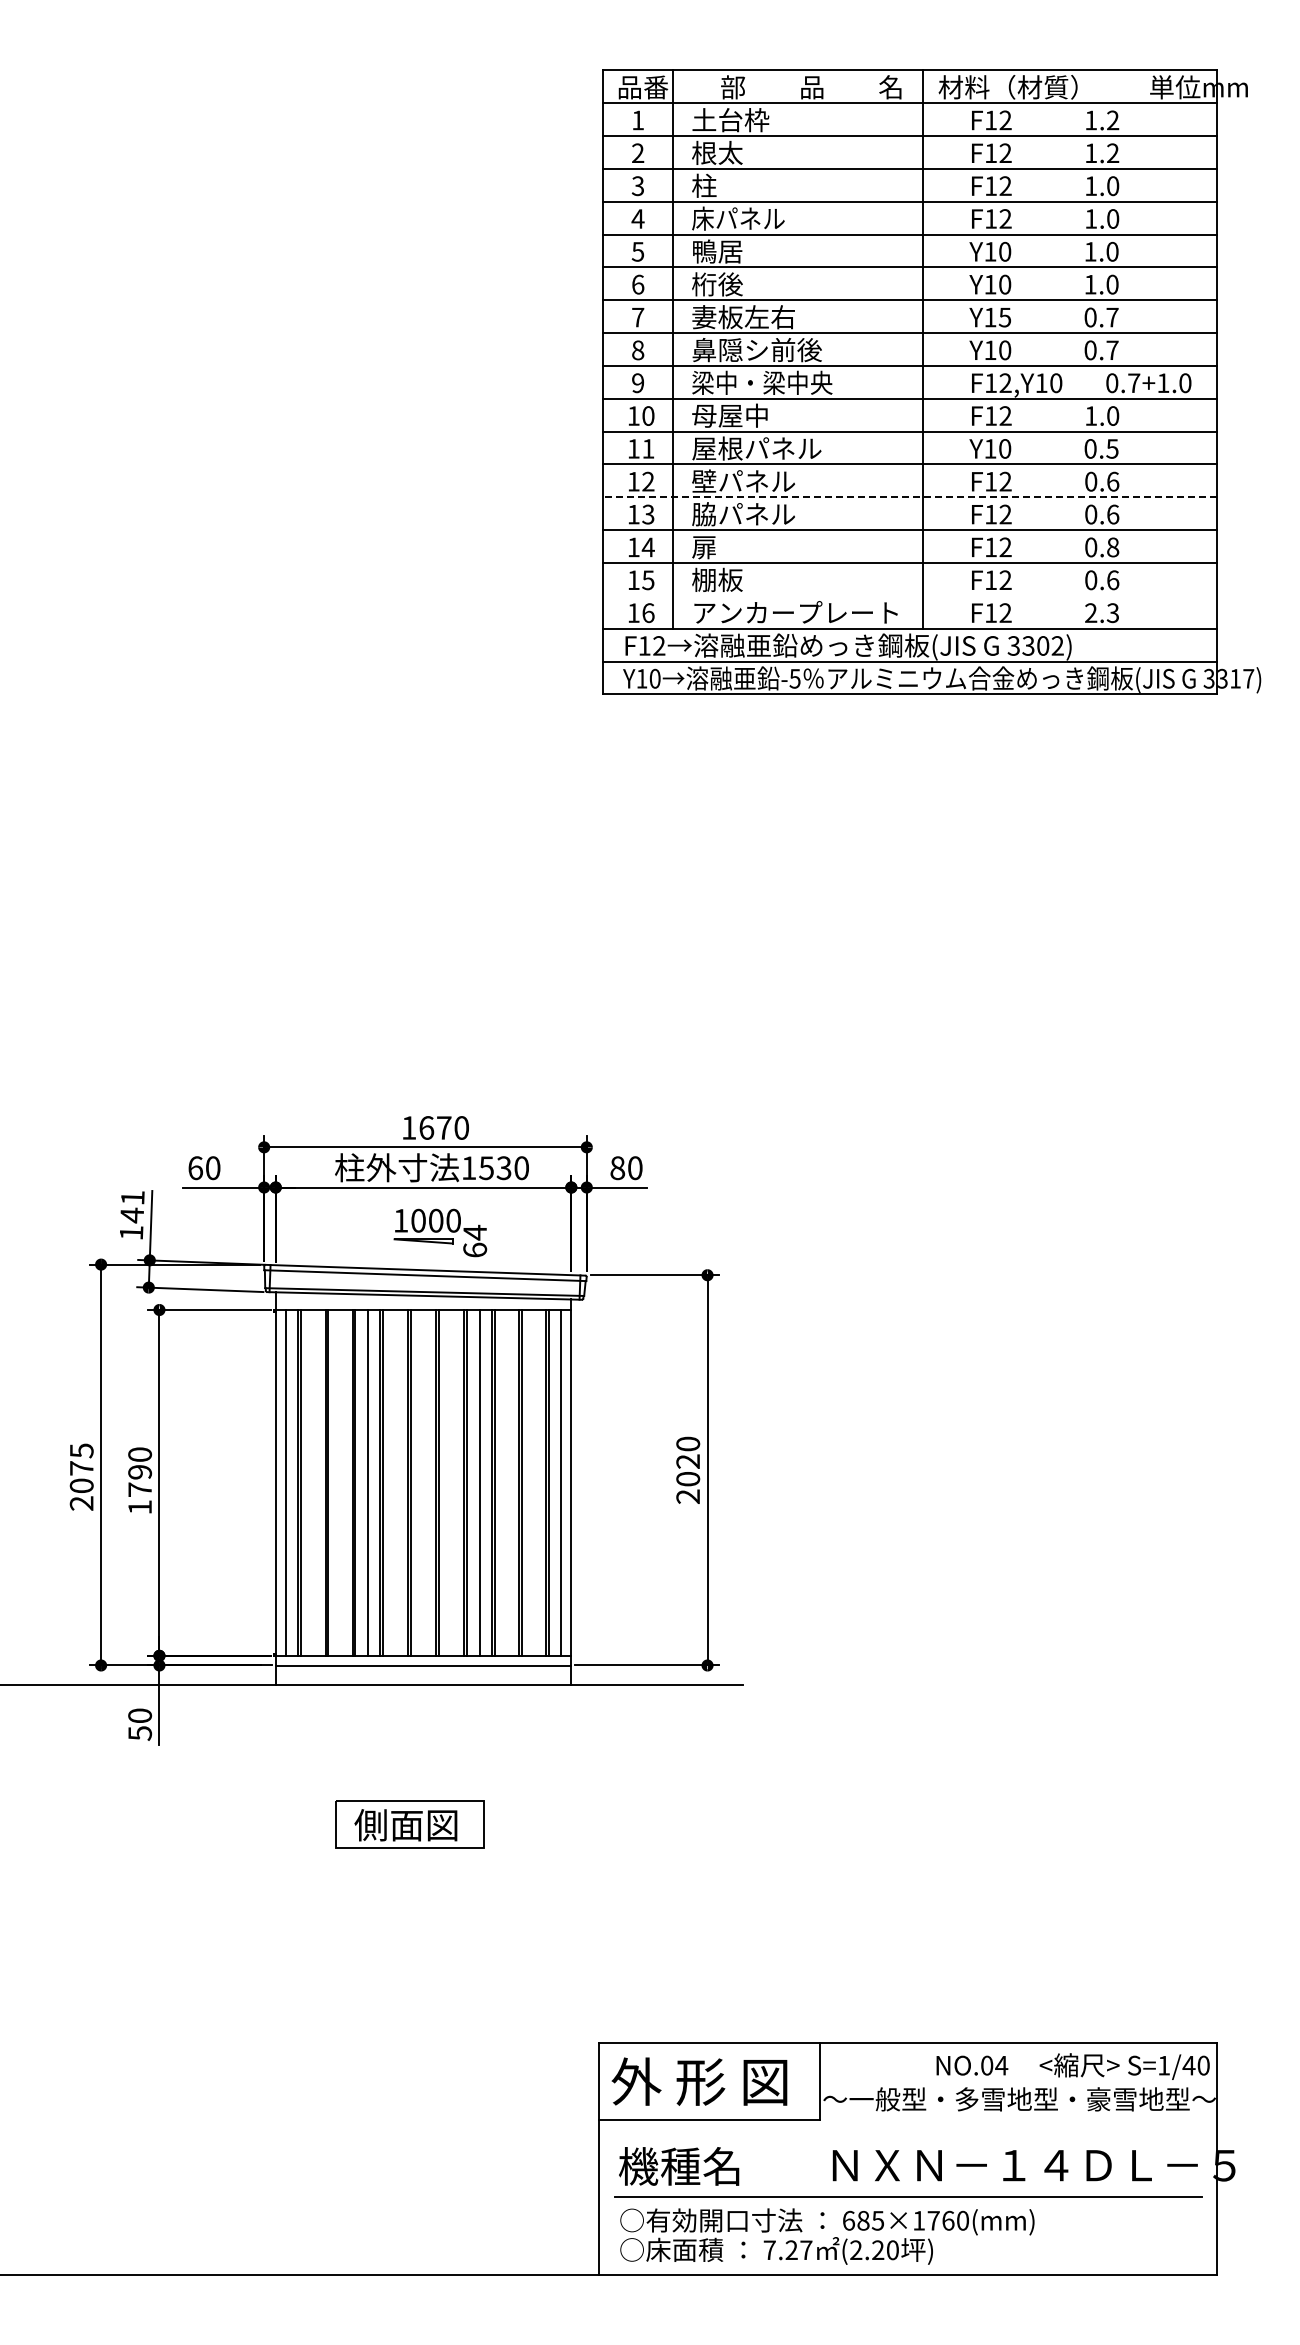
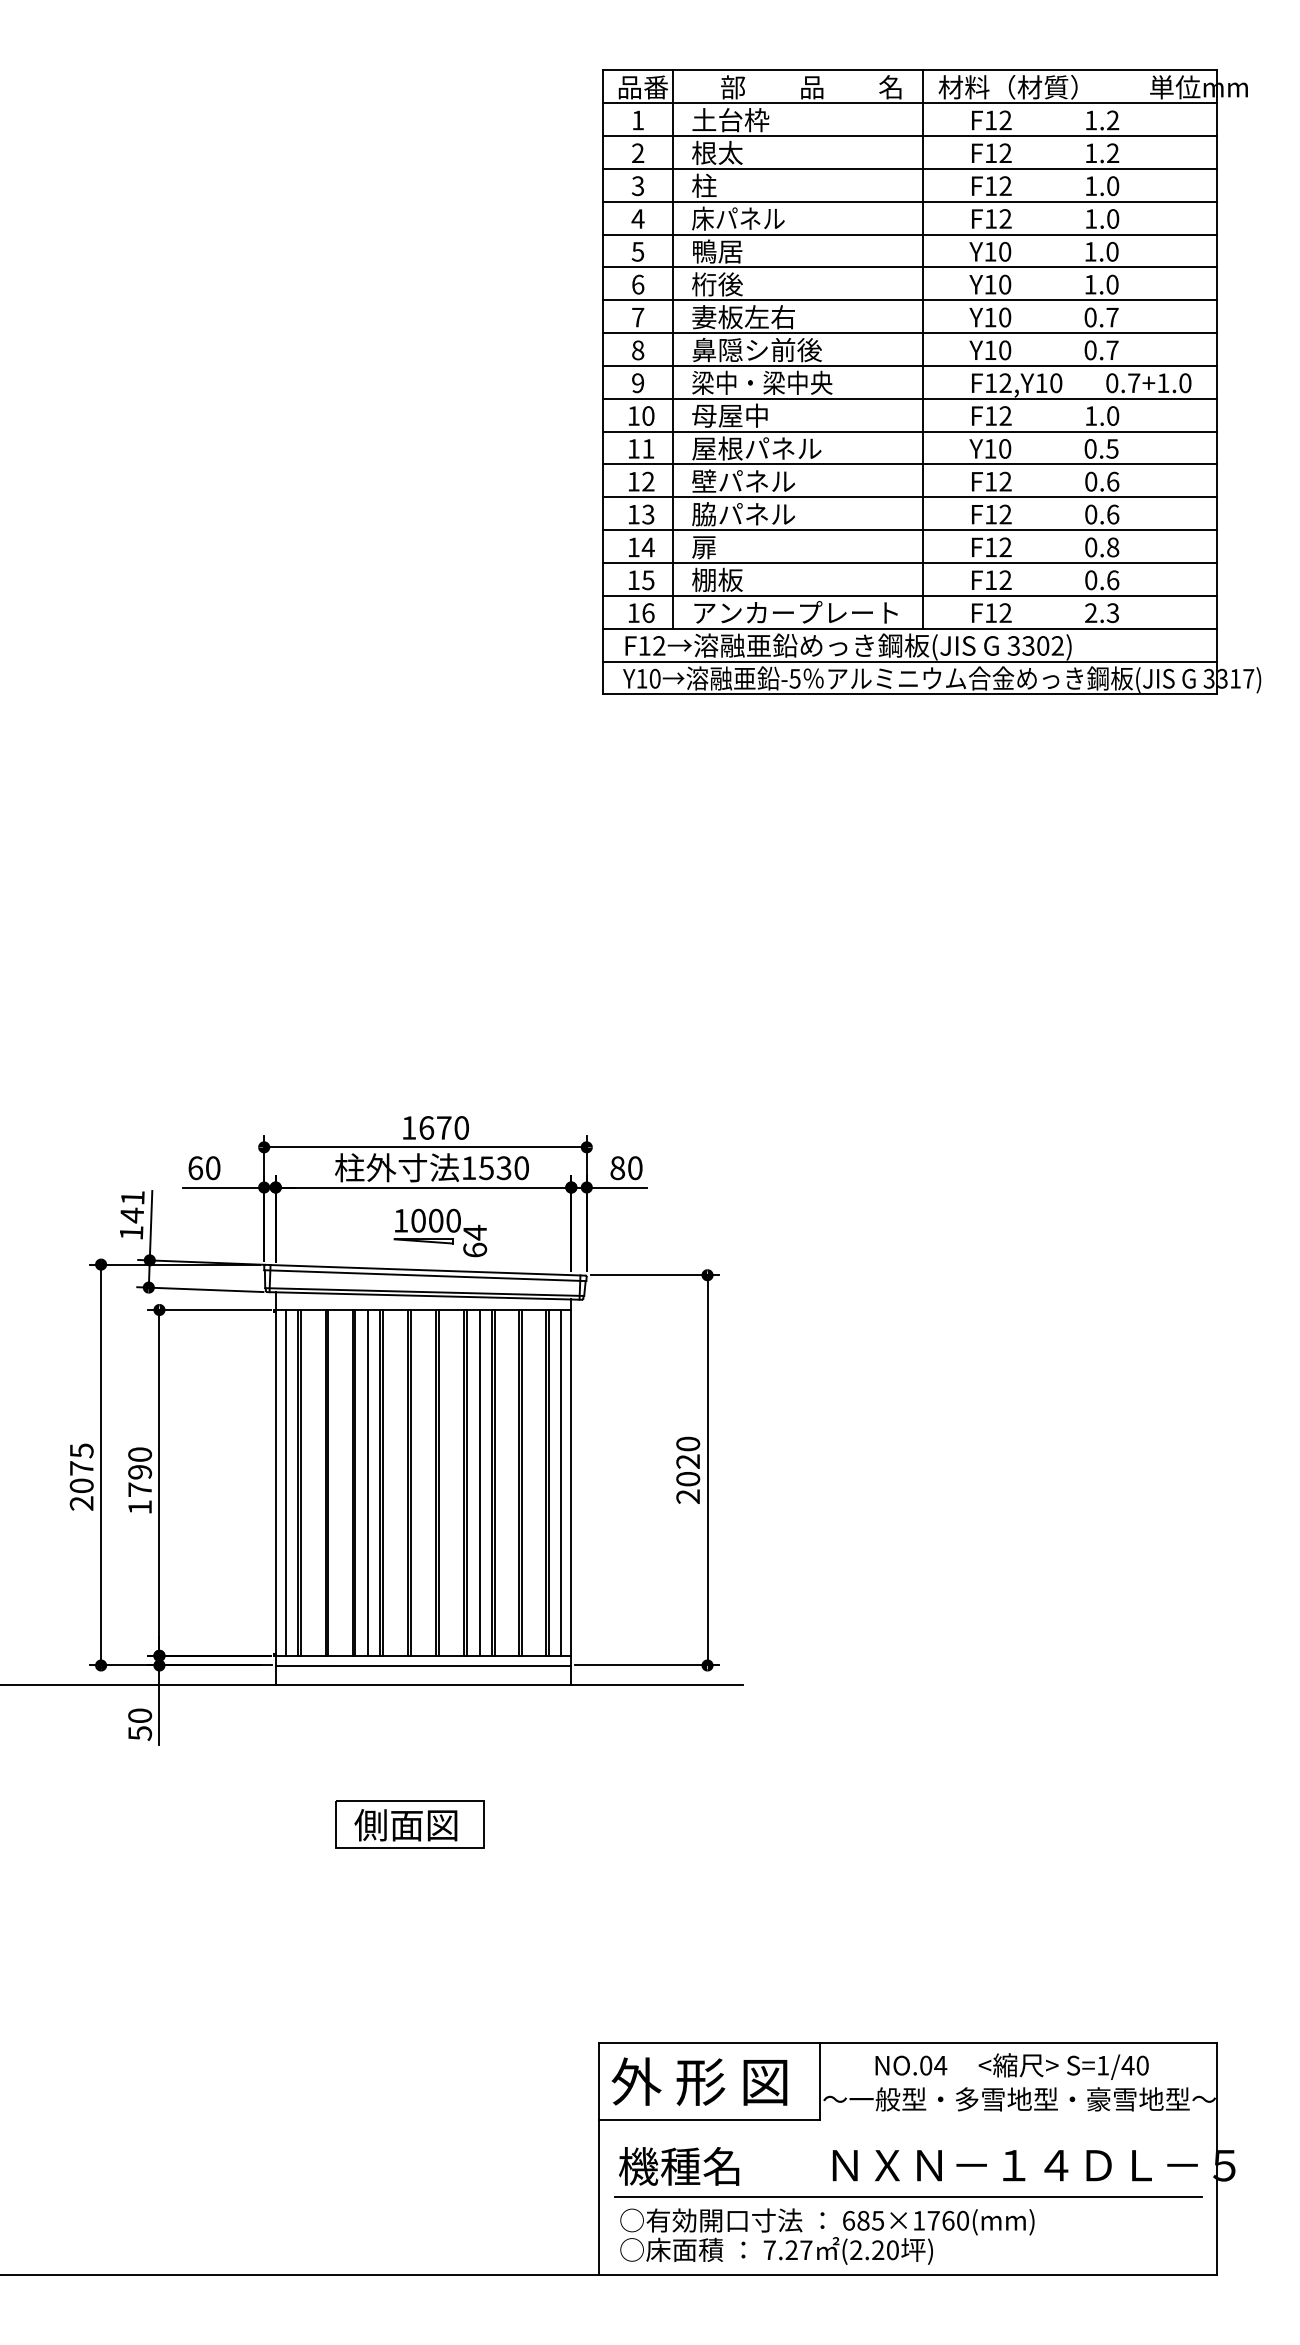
text: Y15 -> Y10 (1004, 317)
line: dashed -> solid (909, 497)
line: none -> present (910, 595)
text position: (1072, 2066) -> (1011, 2066) (1011, 2066)
